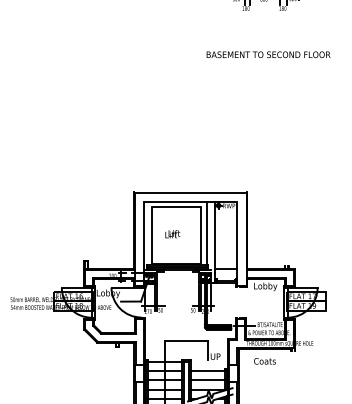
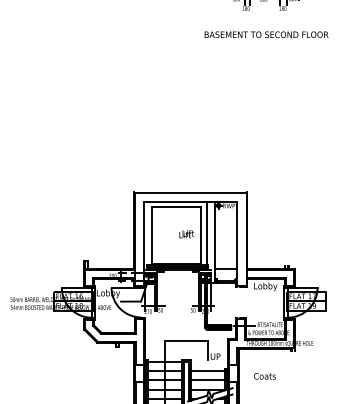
text position: (268, 54) -> (266, 34) (266, 34)
text position: (172, 234) -> (186, 234) (186, 234)
text position: (264, 361) -> (264, 376) (264, 376)
